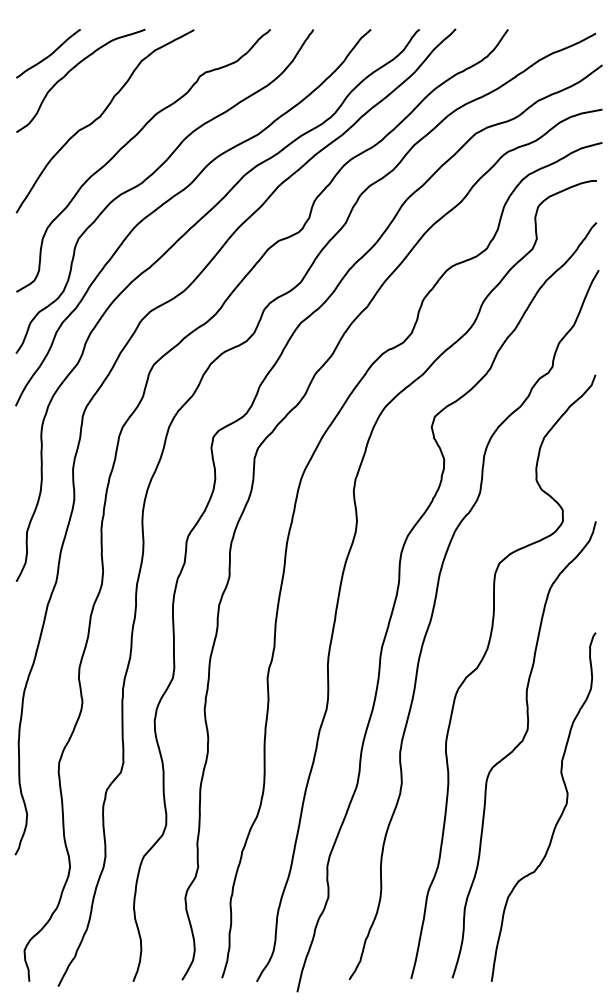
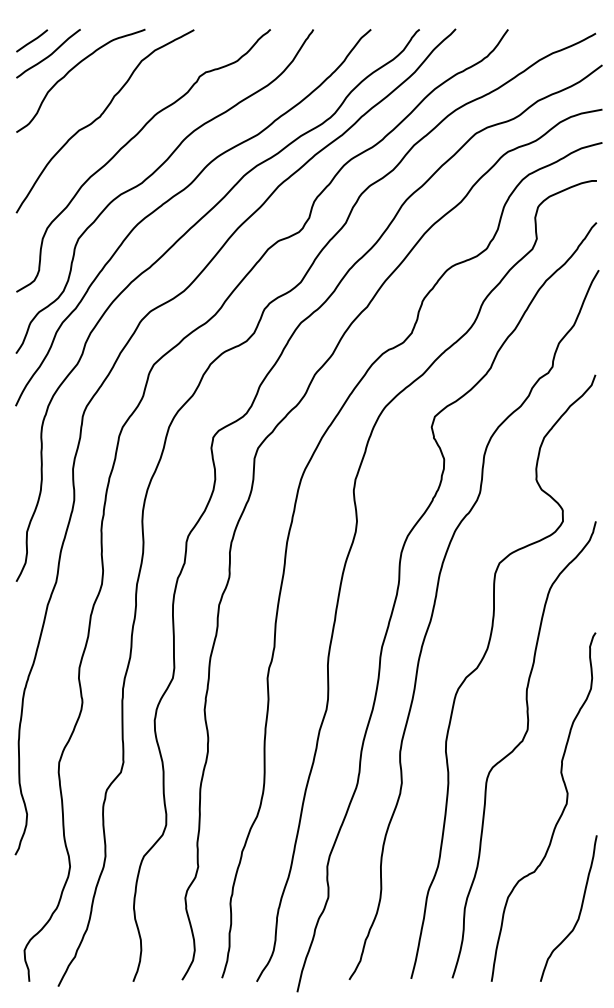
line: none -> present (32, 40)
curve: none -> present (579, 911)
